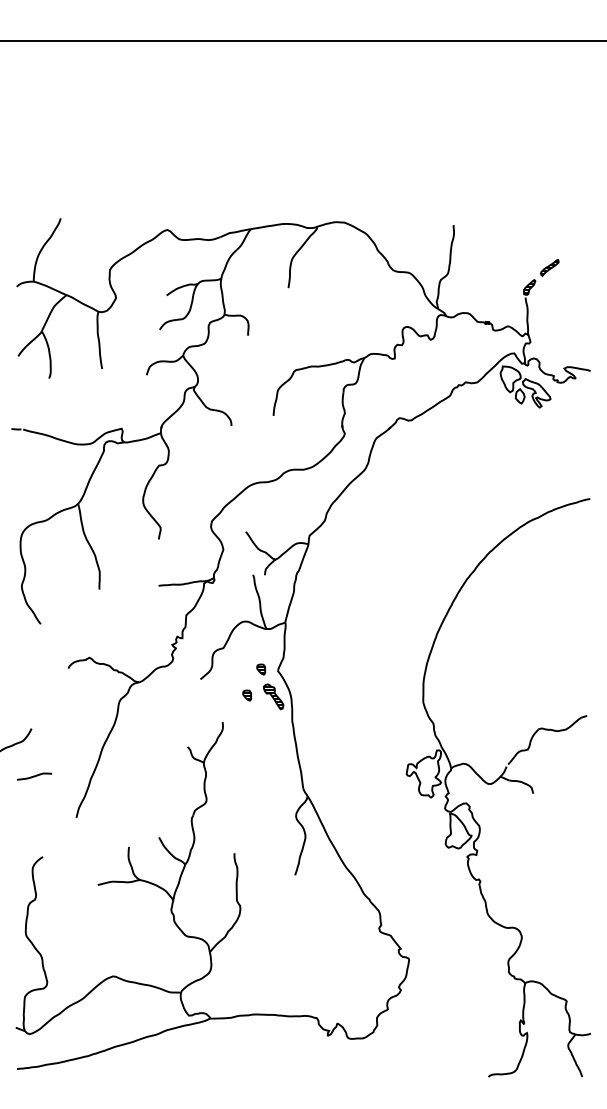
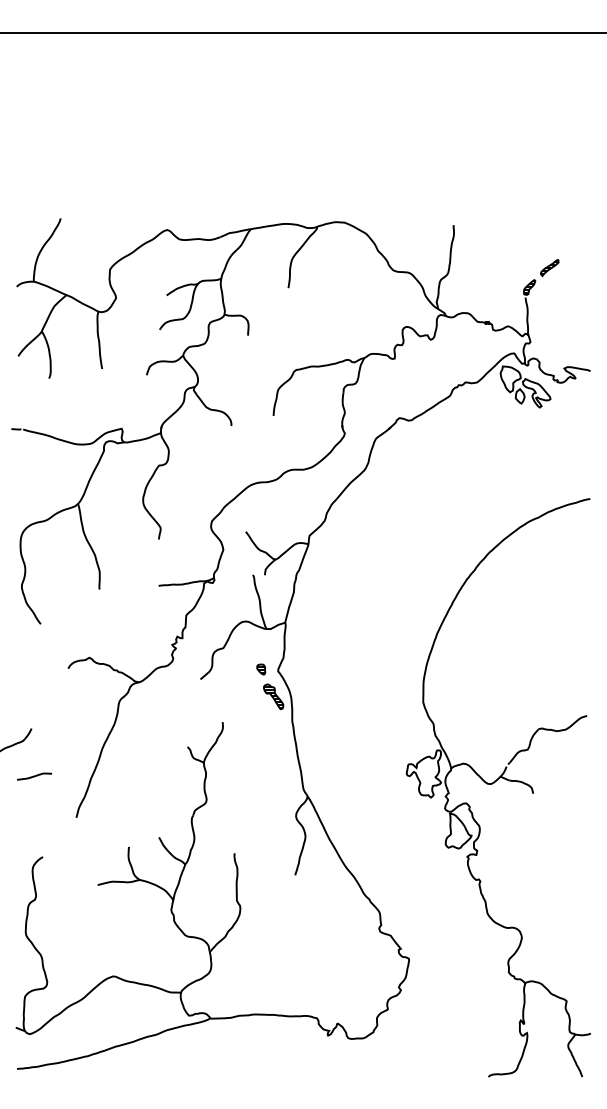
line position: (302, 41) -> (302, 33) (302, 33)
part: present -> none (247, 695)
